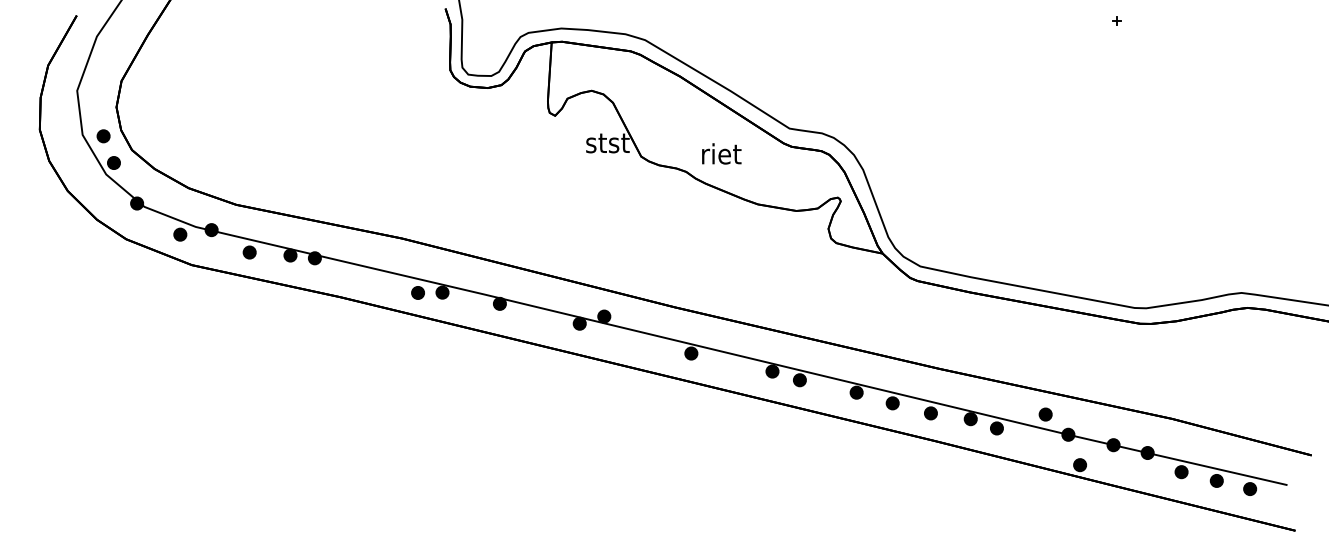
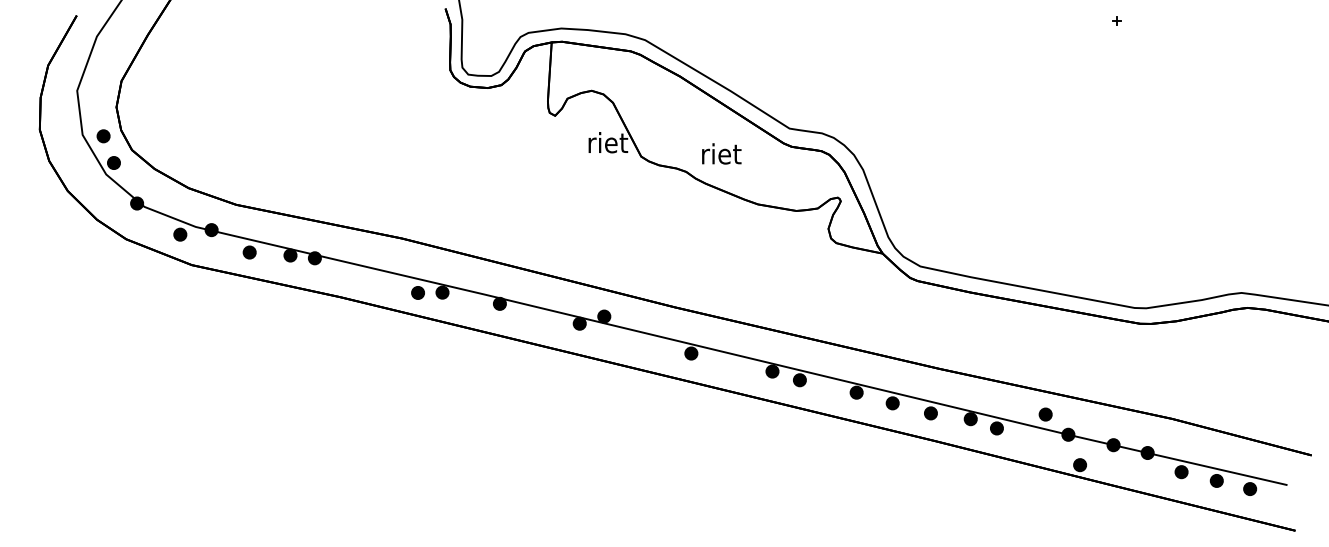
text: stst -> riet (607, 142)
